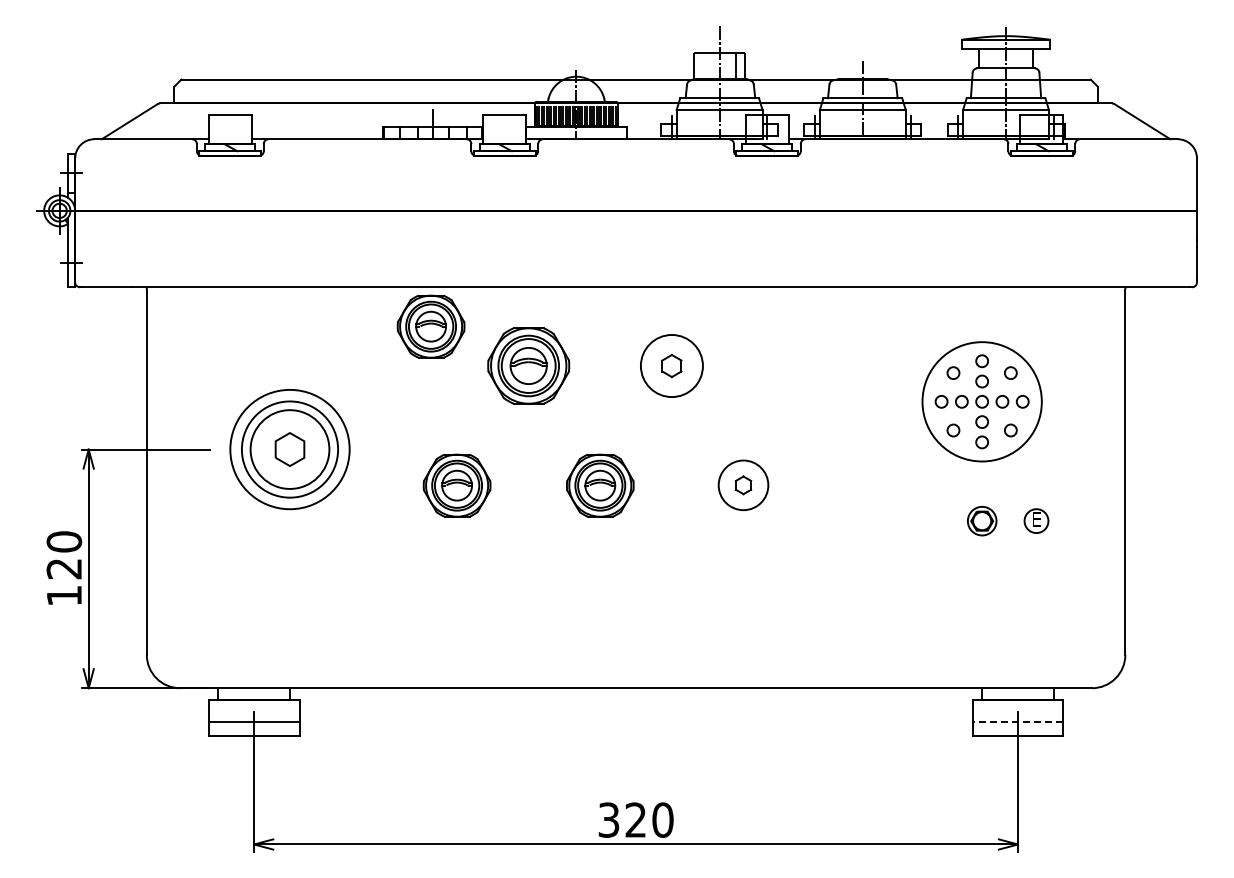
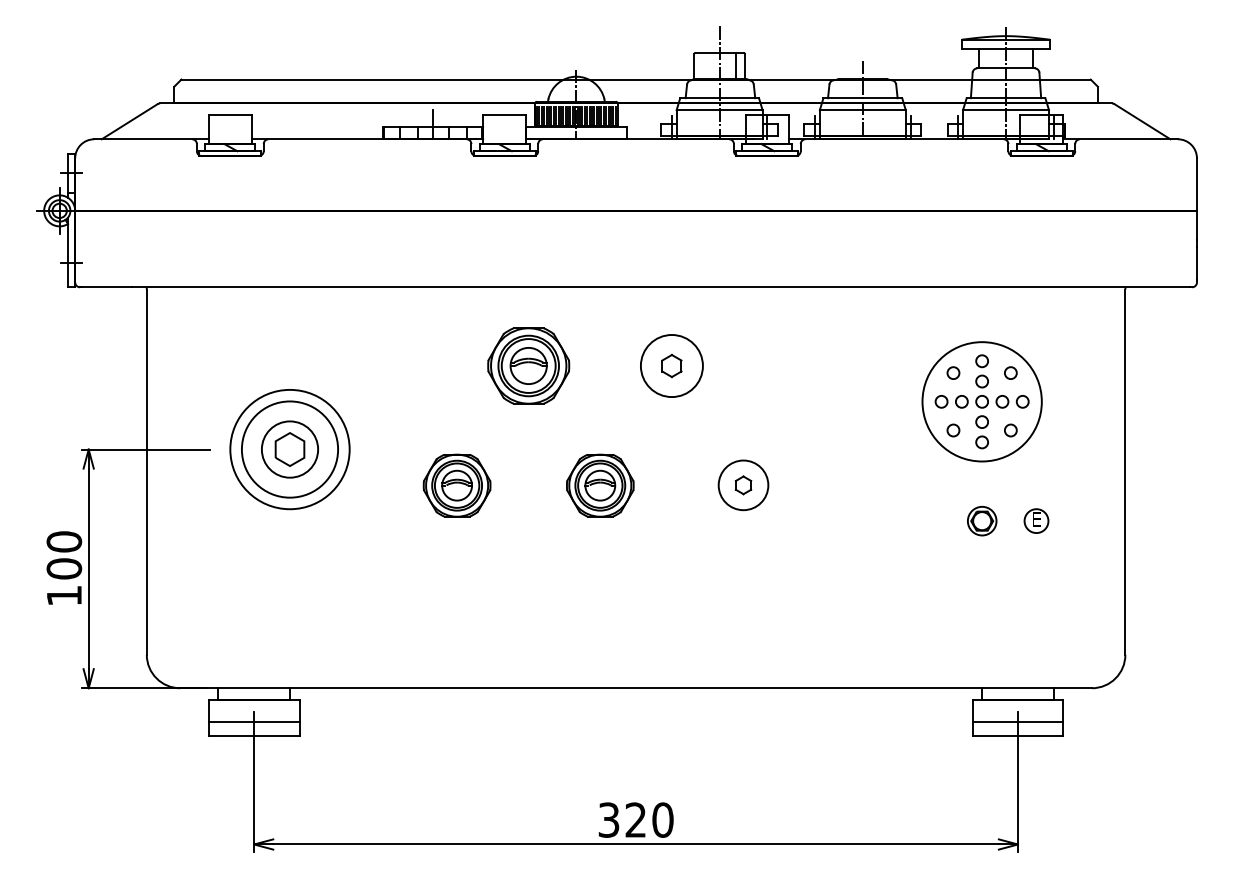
part: present -> none (430, 326)
circle diameter: 79 px -> 56 px (289, 449)
text: 120 -> 100 (64, 568)
line: dashed -> solid (1017, 721)
